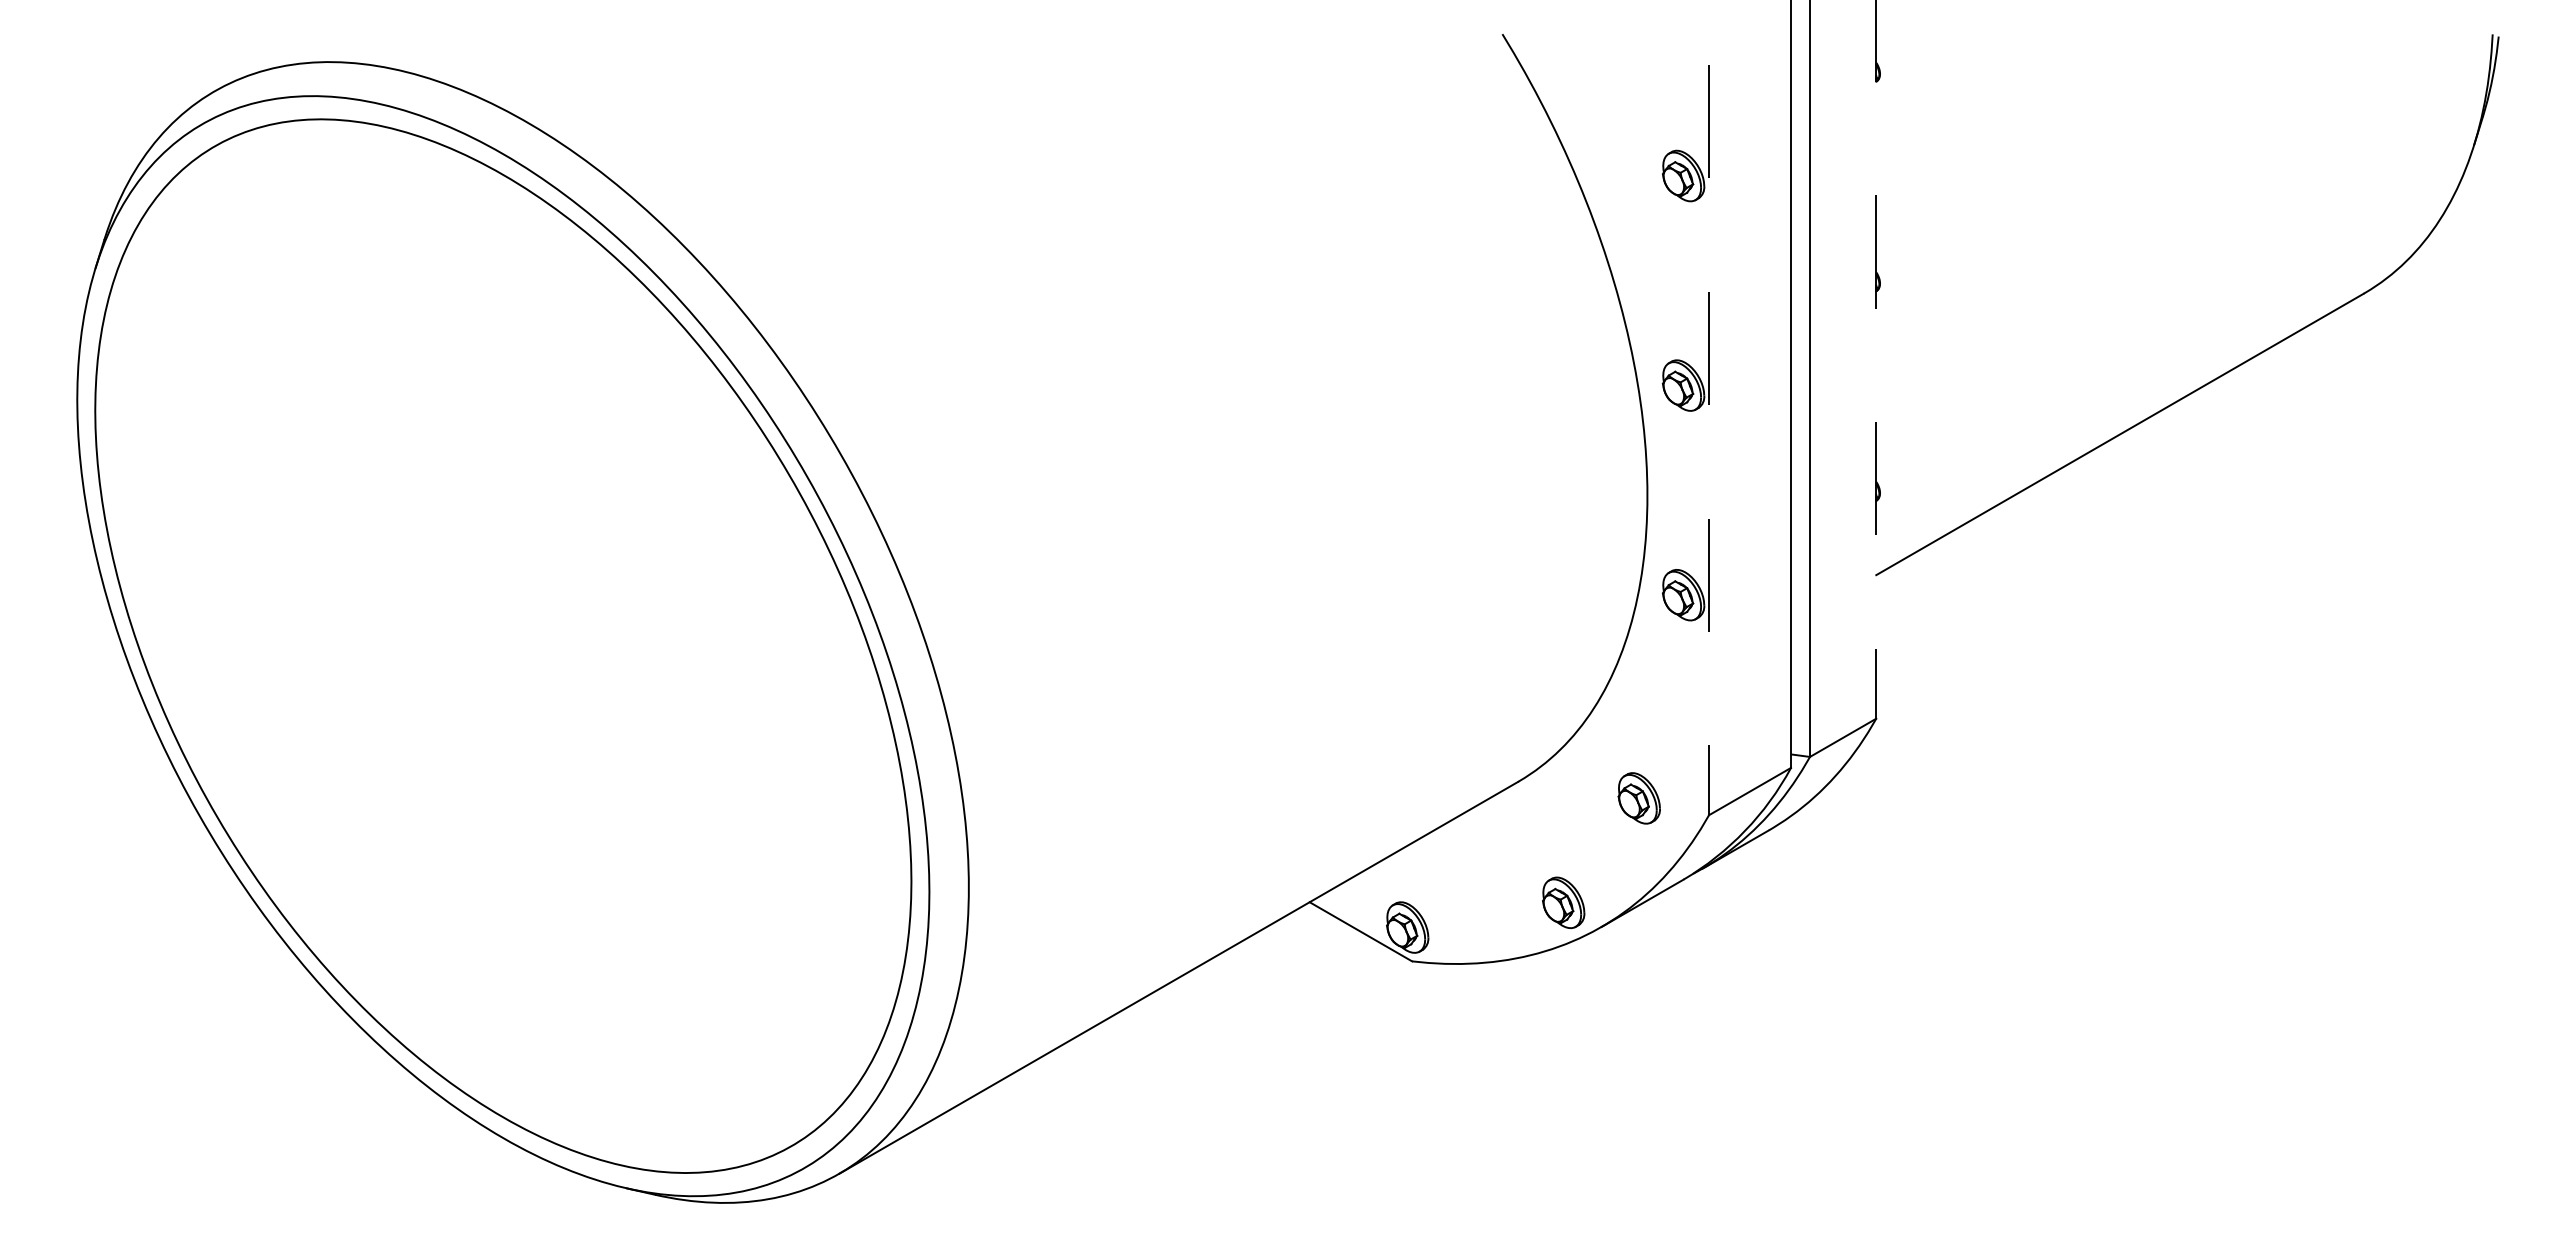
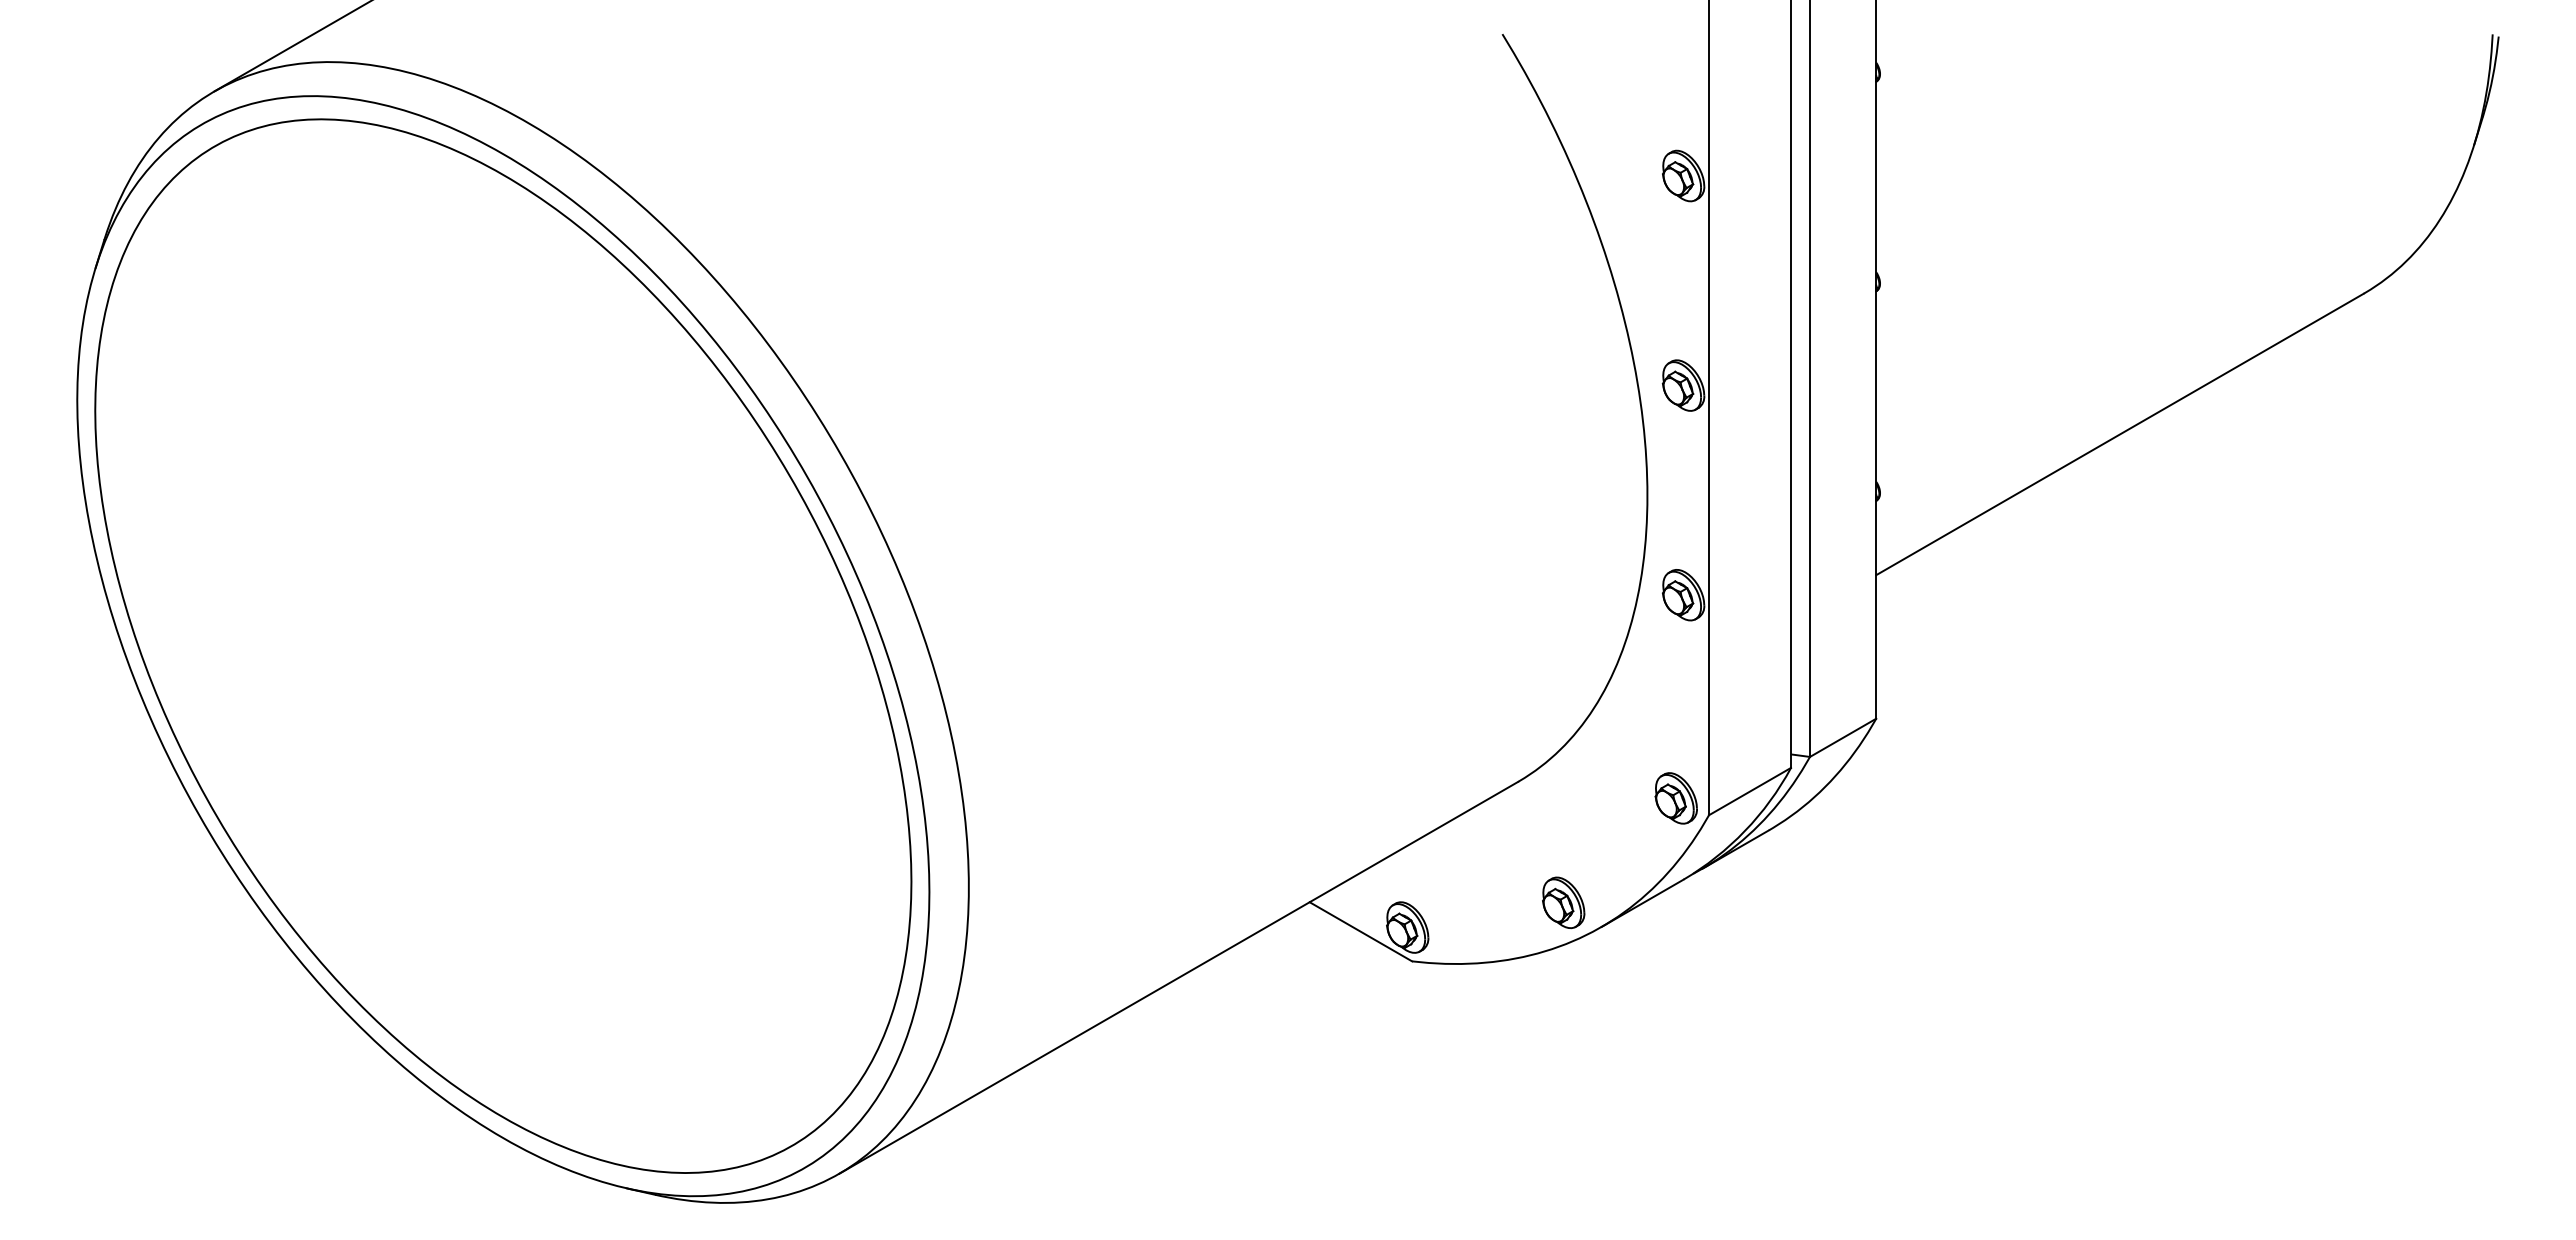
line: none -> present (291, 46)
line: dashed -> solid (1876, 359)
line: dashed -> solid (1709, 408)
part position: (1638, 798) -> (1675, 798) (1675, 798)
